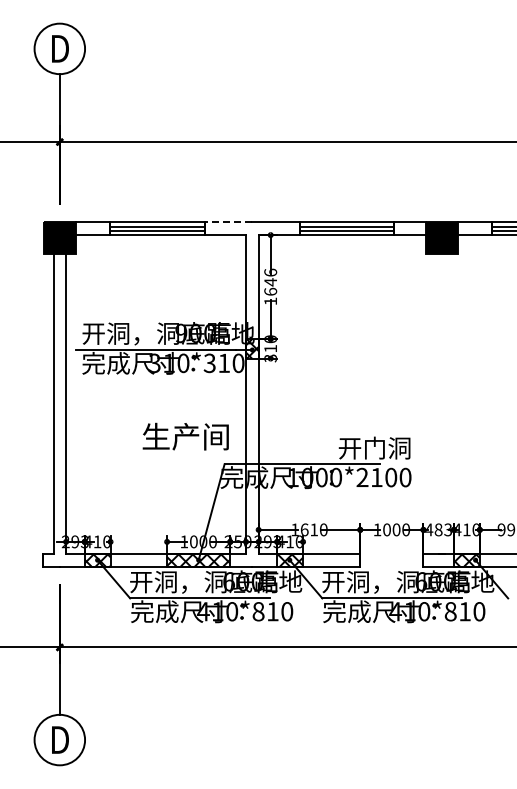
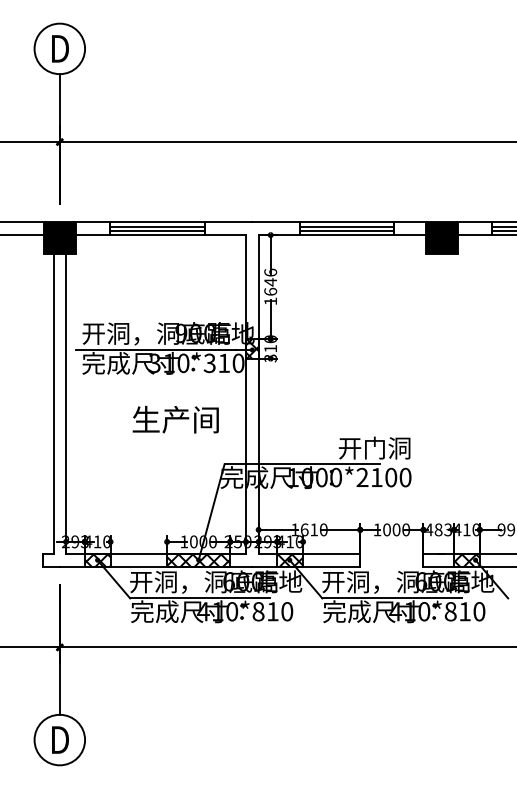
line: none -> present (23, 222)
line: dashed -> solid (228, 222)
line: none -> present (23, 235)
text position: (185, 436) -> (175, 419) (175, 419)
